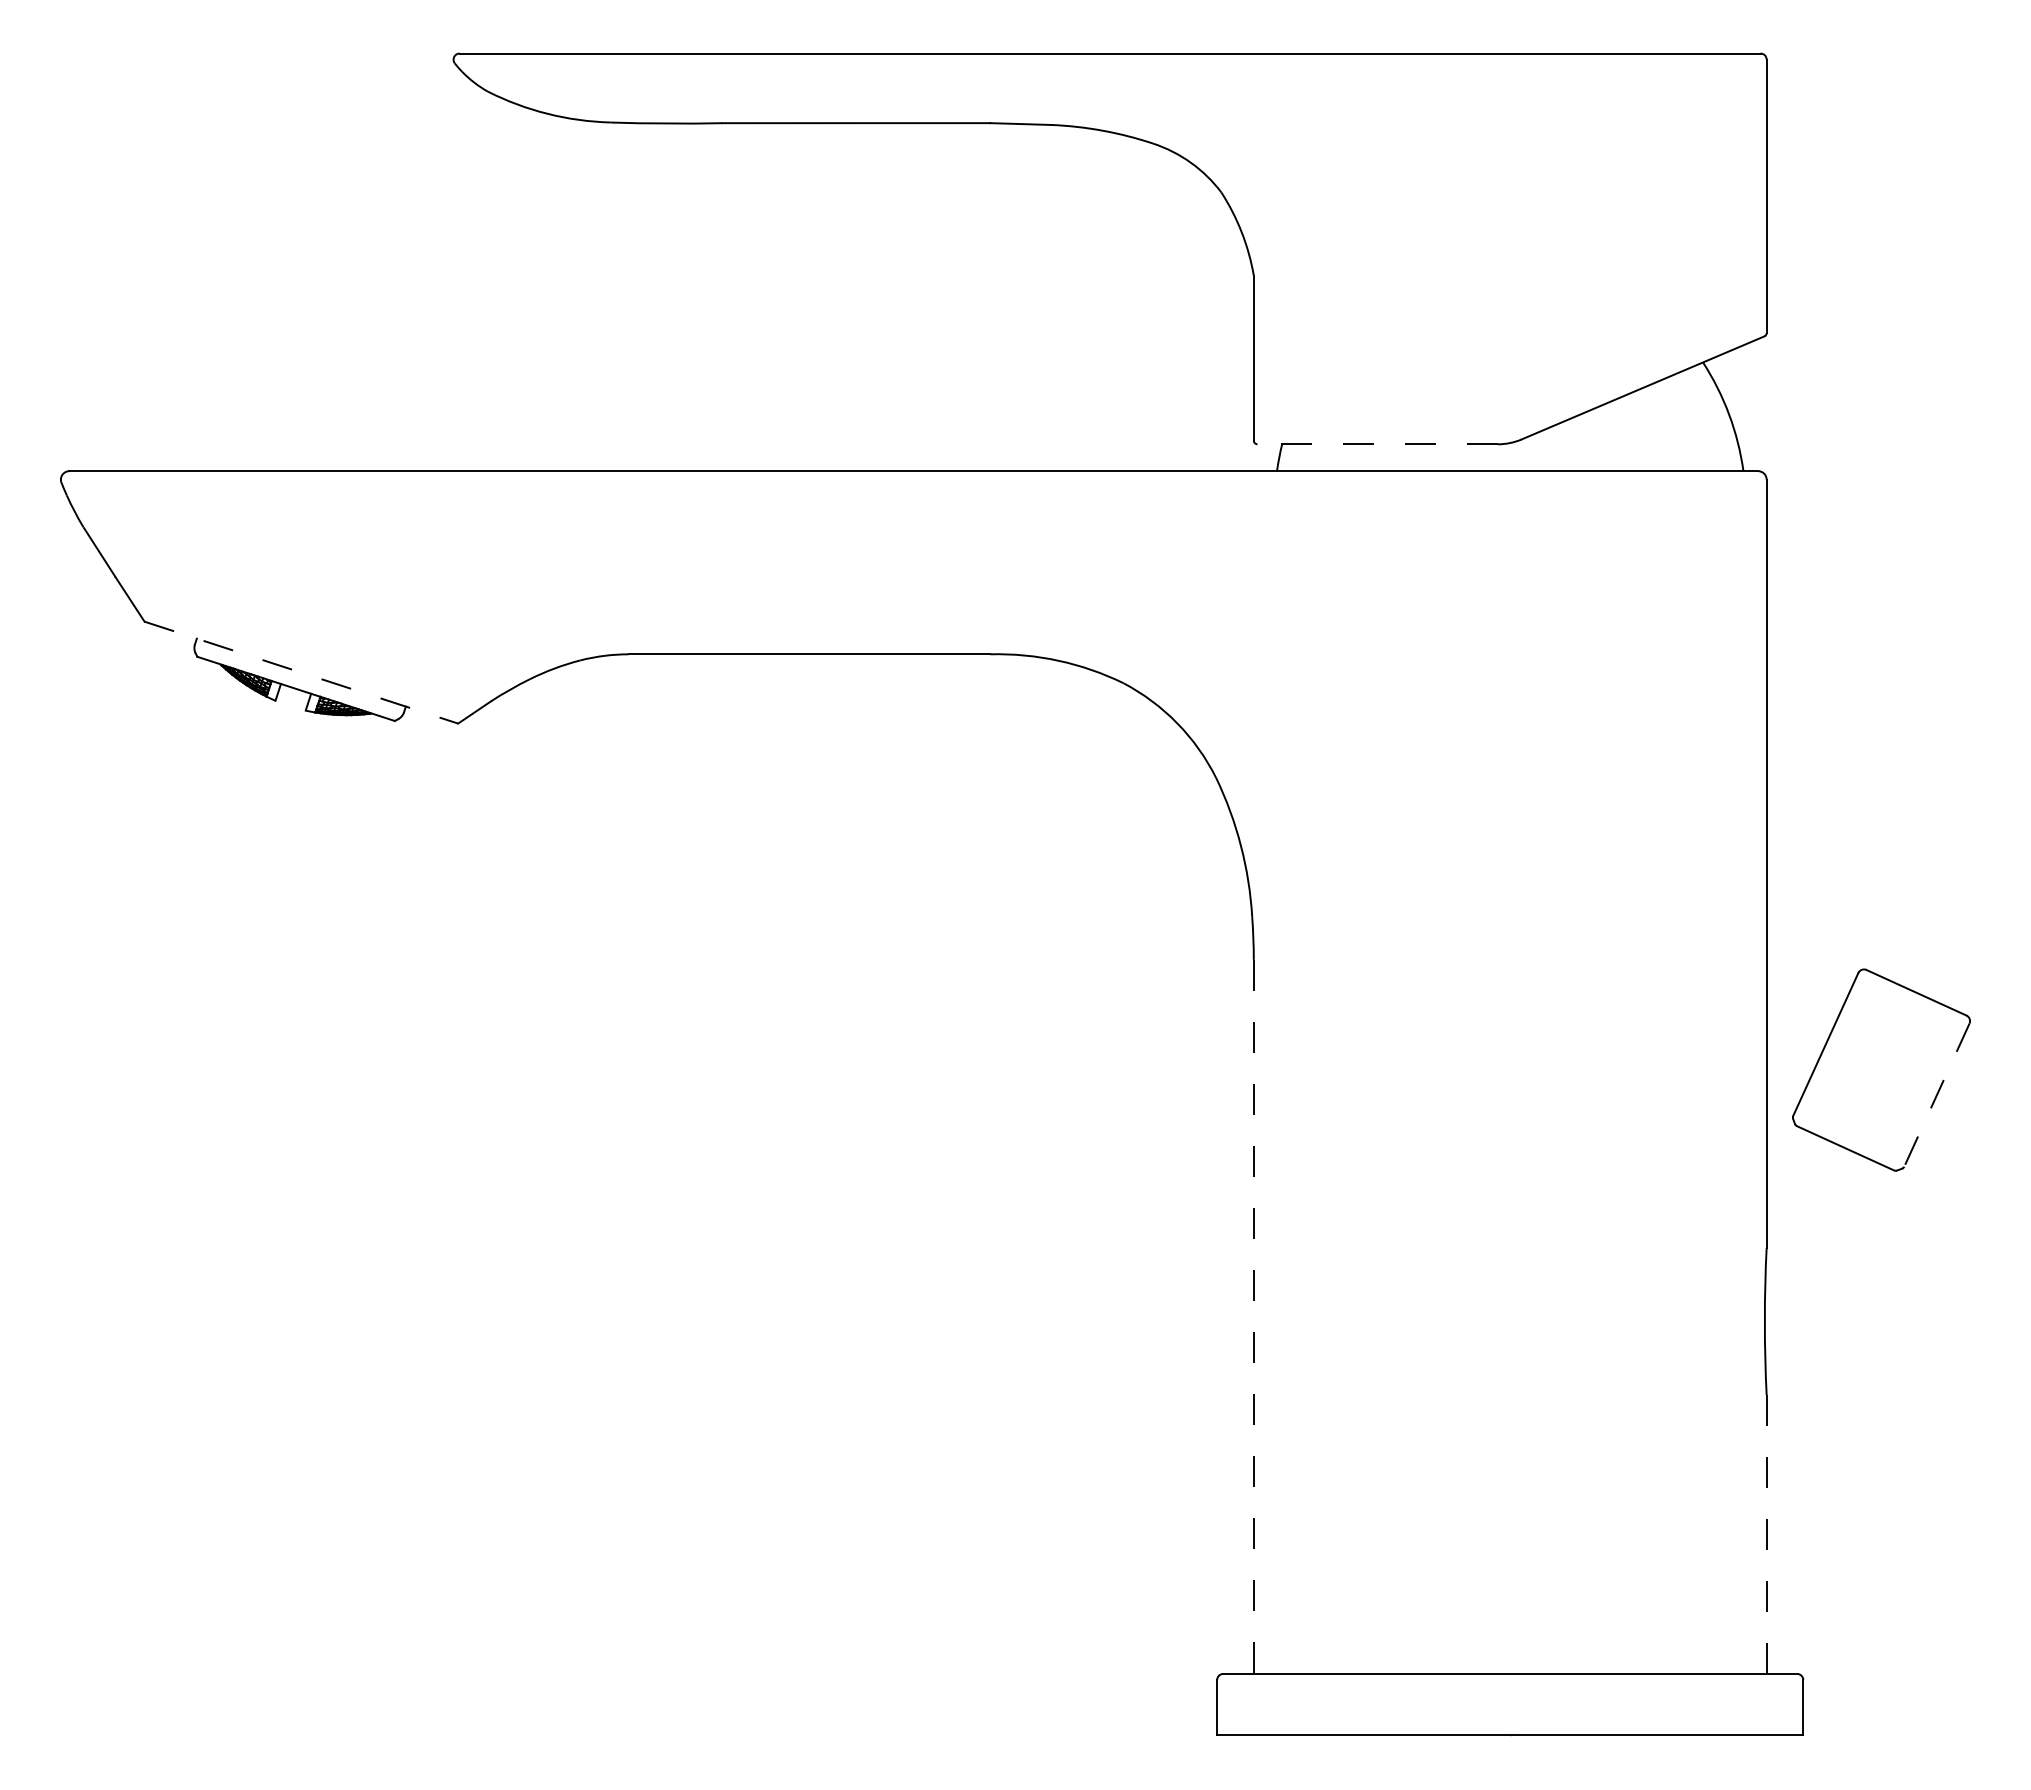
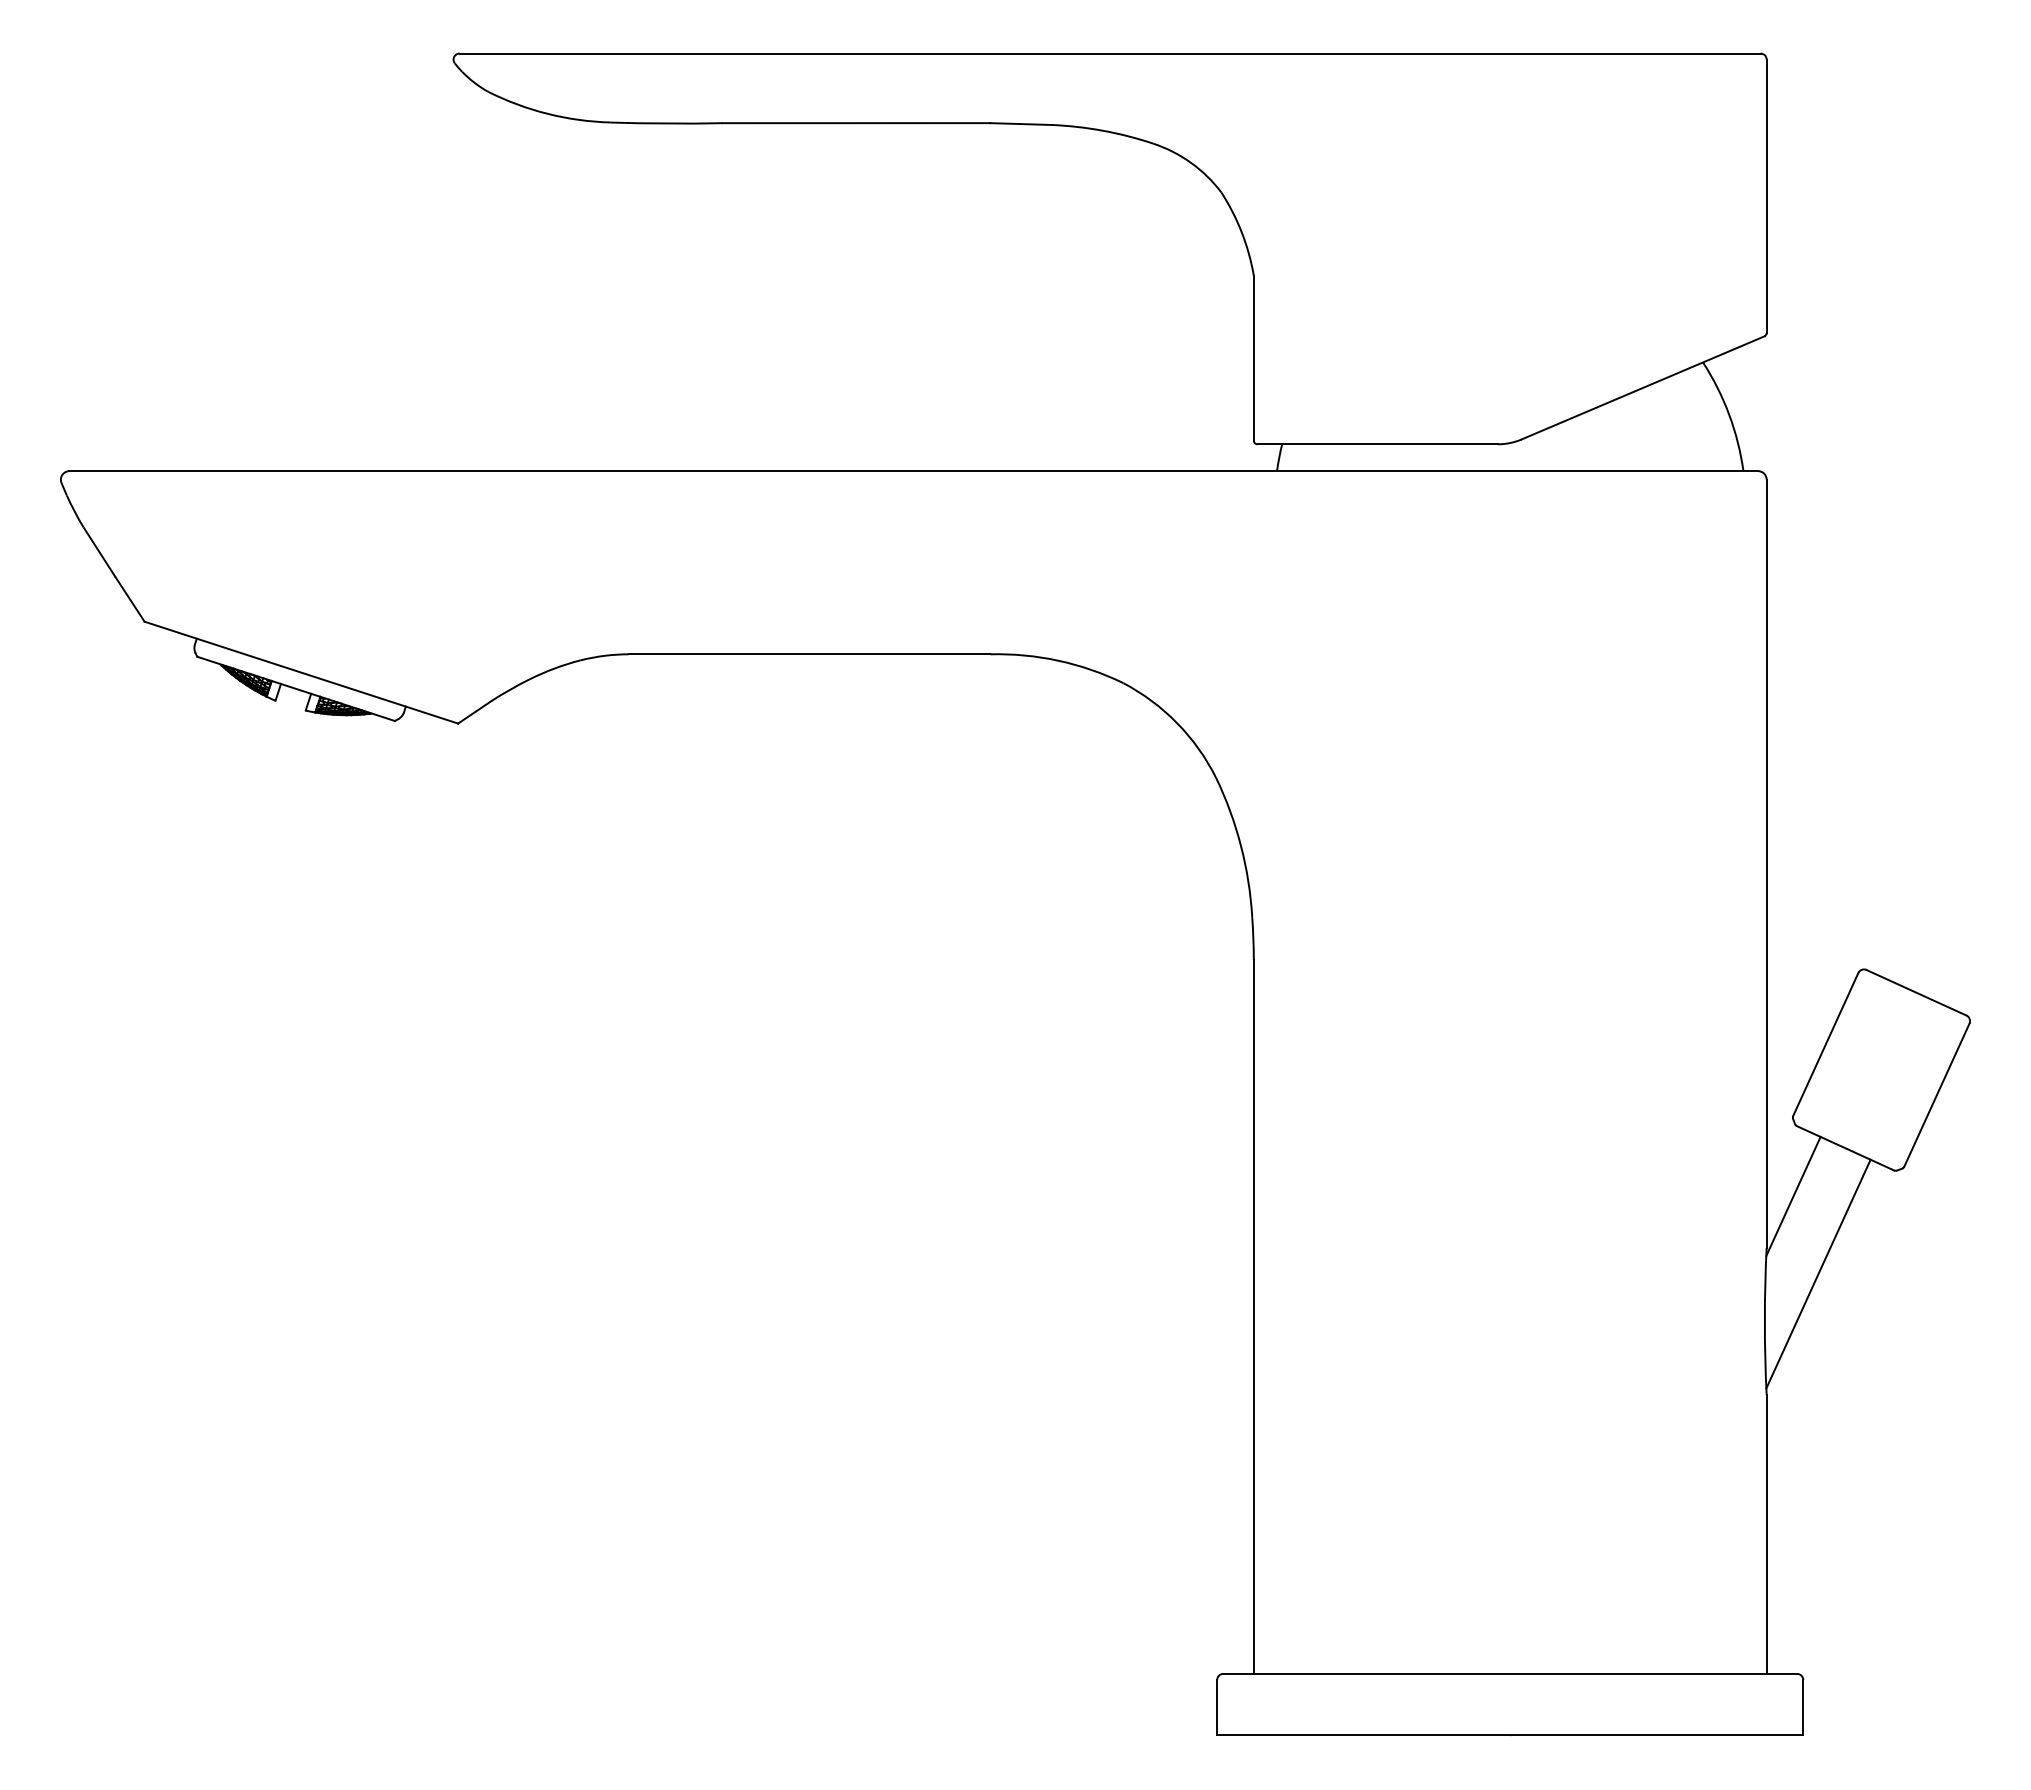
line: dashed -> solid (1377, 444)
line: dashed -> solid (301, 672)
line: dashed -> solid (1936, 1095)
line: none -> present (1793, 1196)
line: none -> present (1818, 1273)
line: dashed -> solid (1253, 1317)
line: dashed -> solid (1766, 1534)
